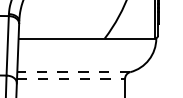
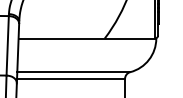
line: dashed -> solid (73, 72)
line: dashed -> solid (71, 78)
